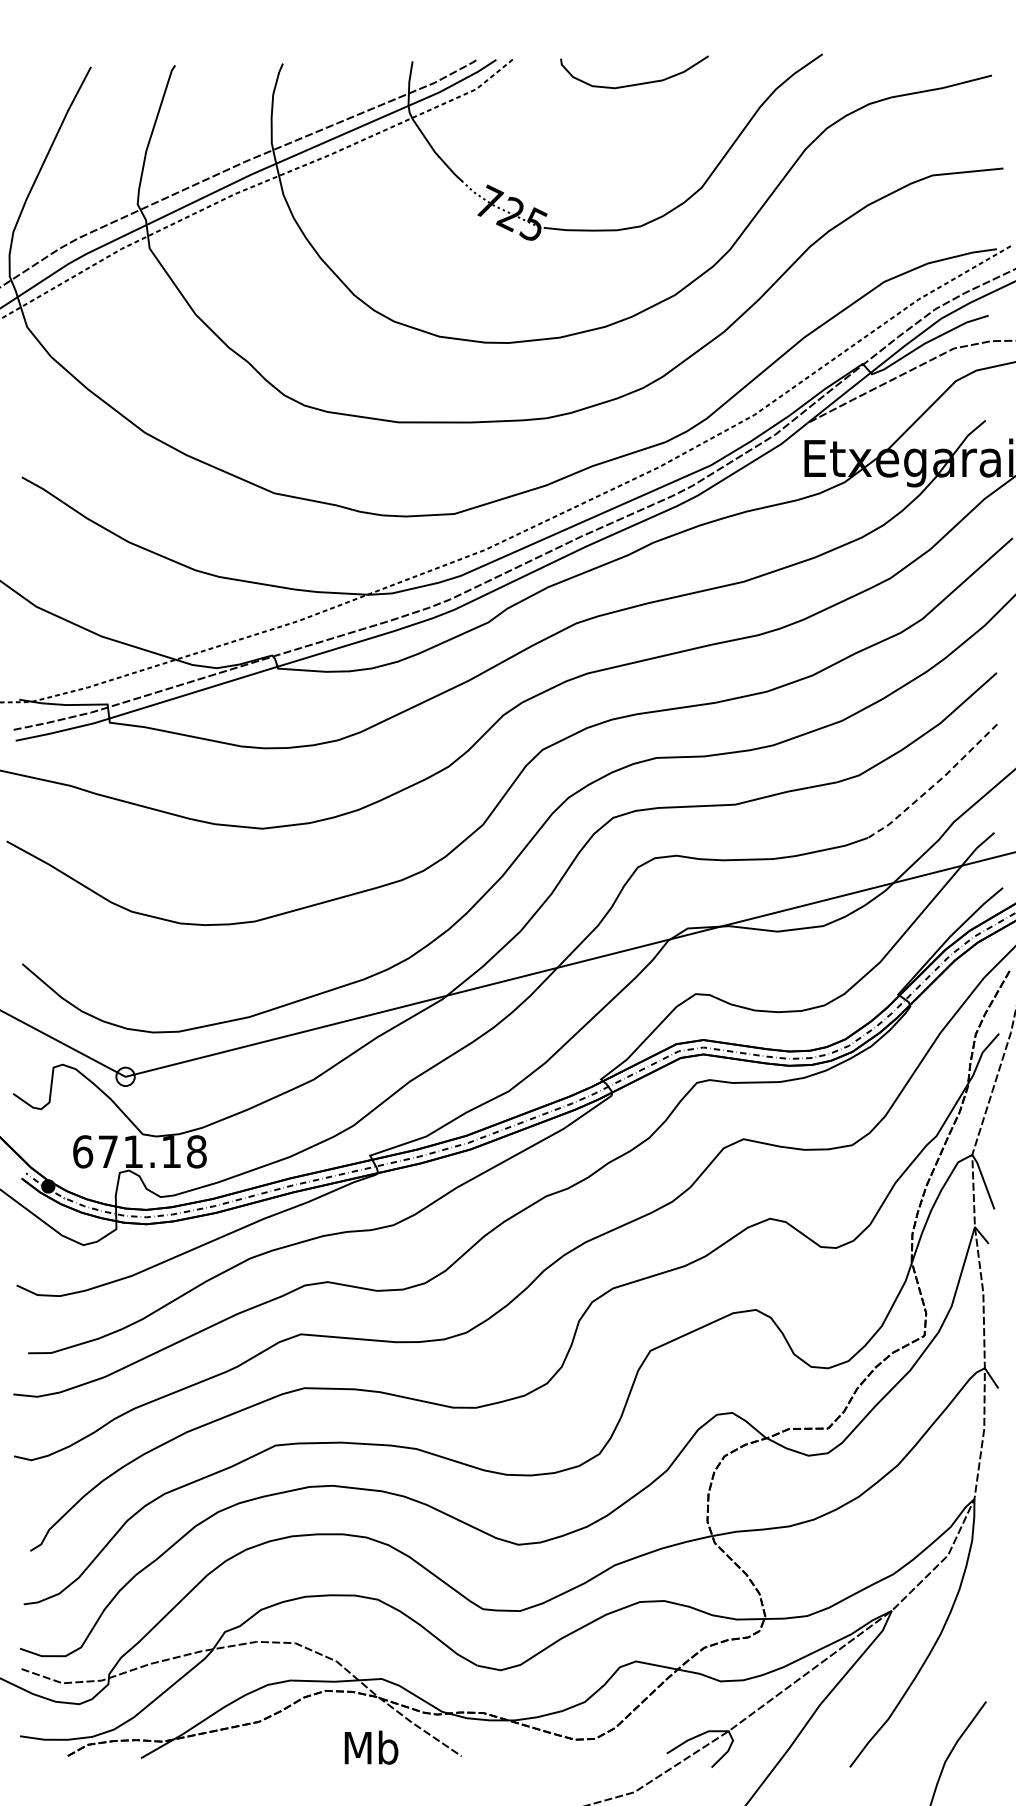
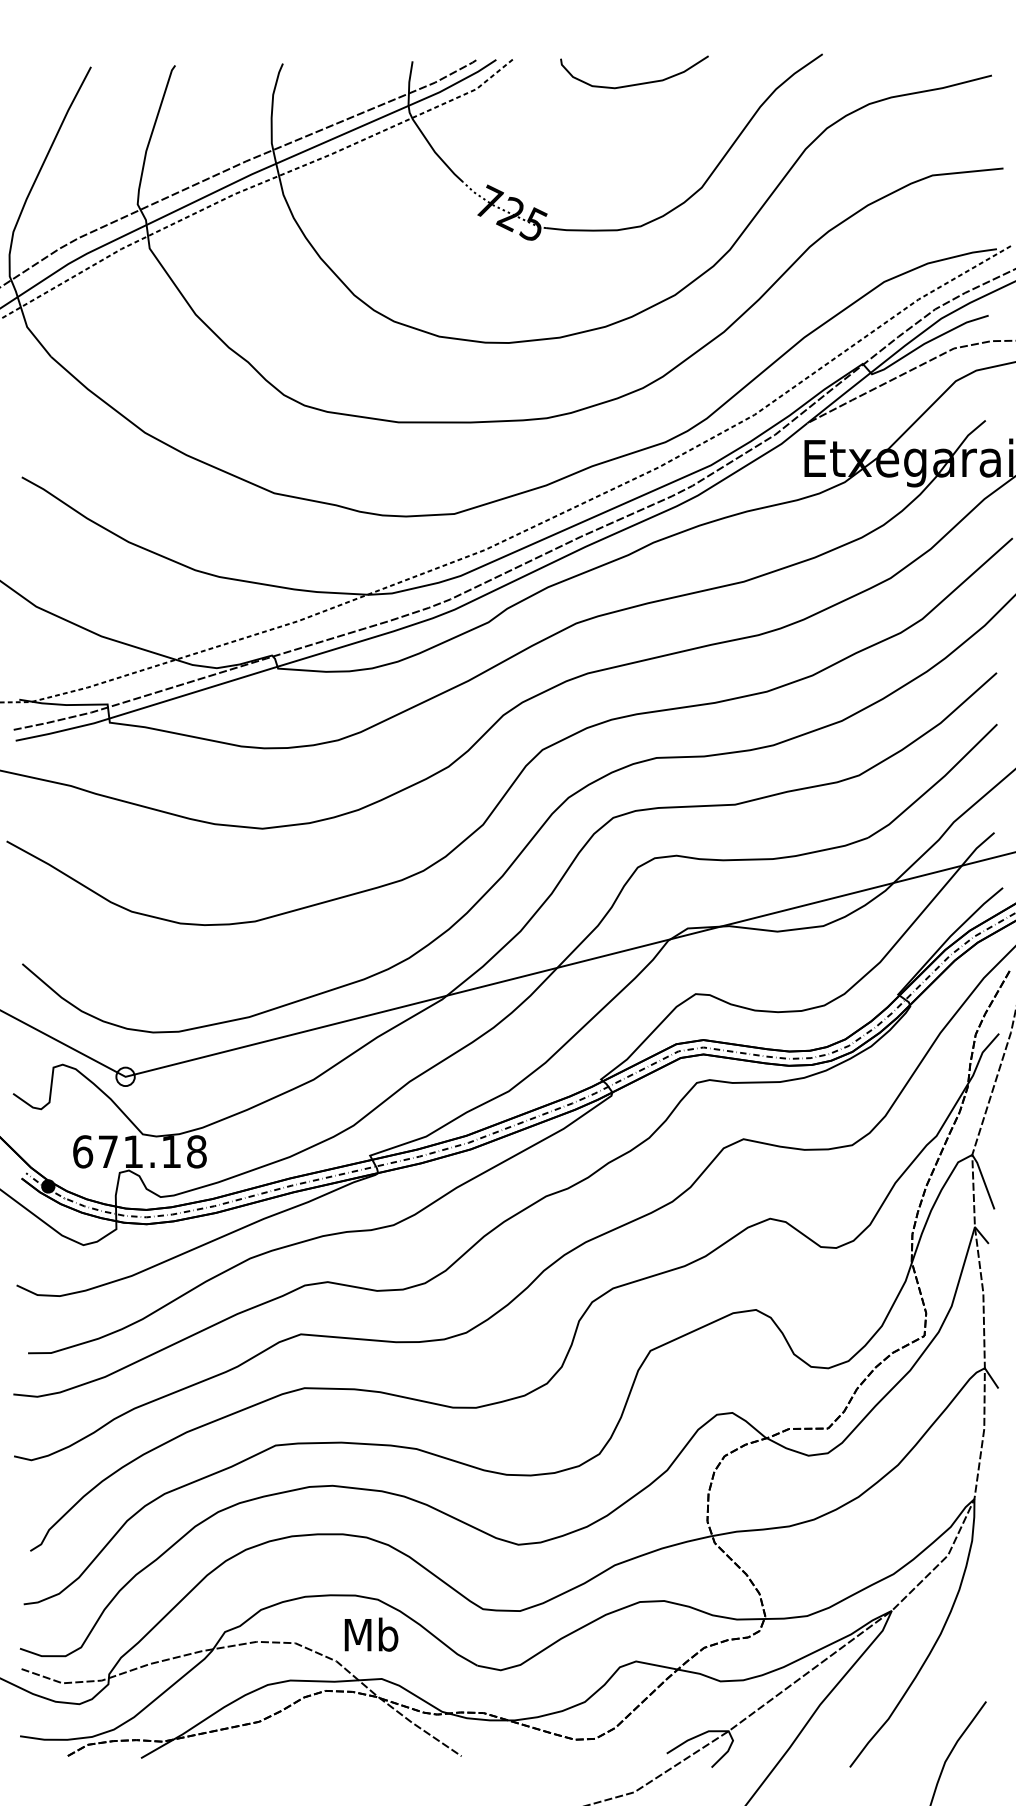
line: dashed -> solid (934, 784)
text position: (371, 1747) -> (371, 1634) (371, 1634)
